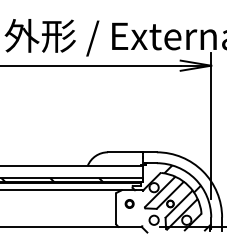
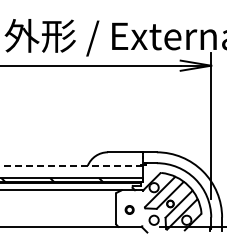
line: solid -> dashed (71, 165)
hatch: present -> none (187, 198)
part position: (129, 203) -> (129, 209) (129, 209)
